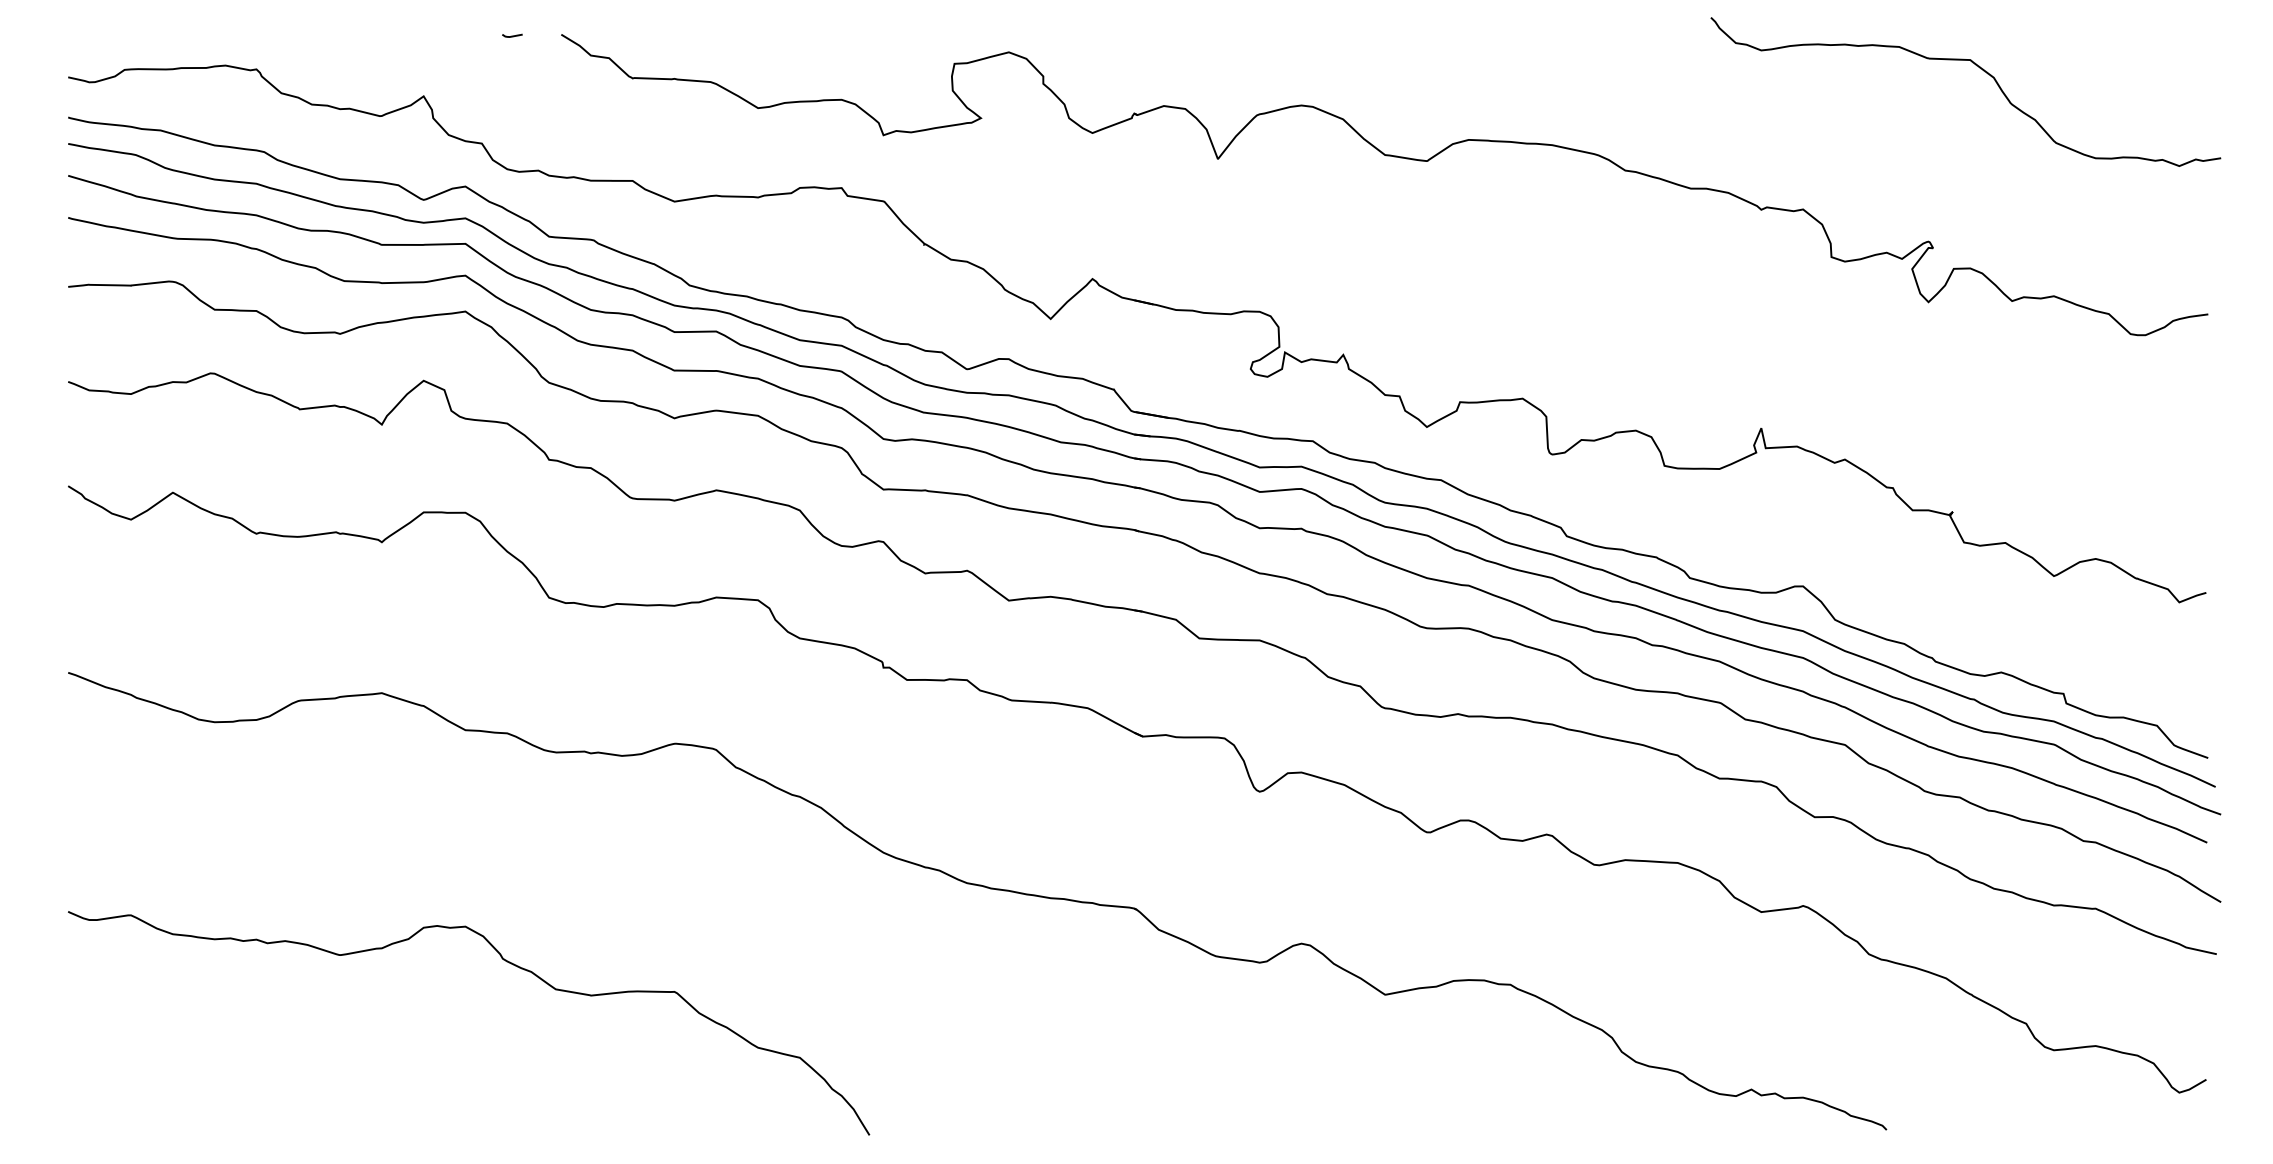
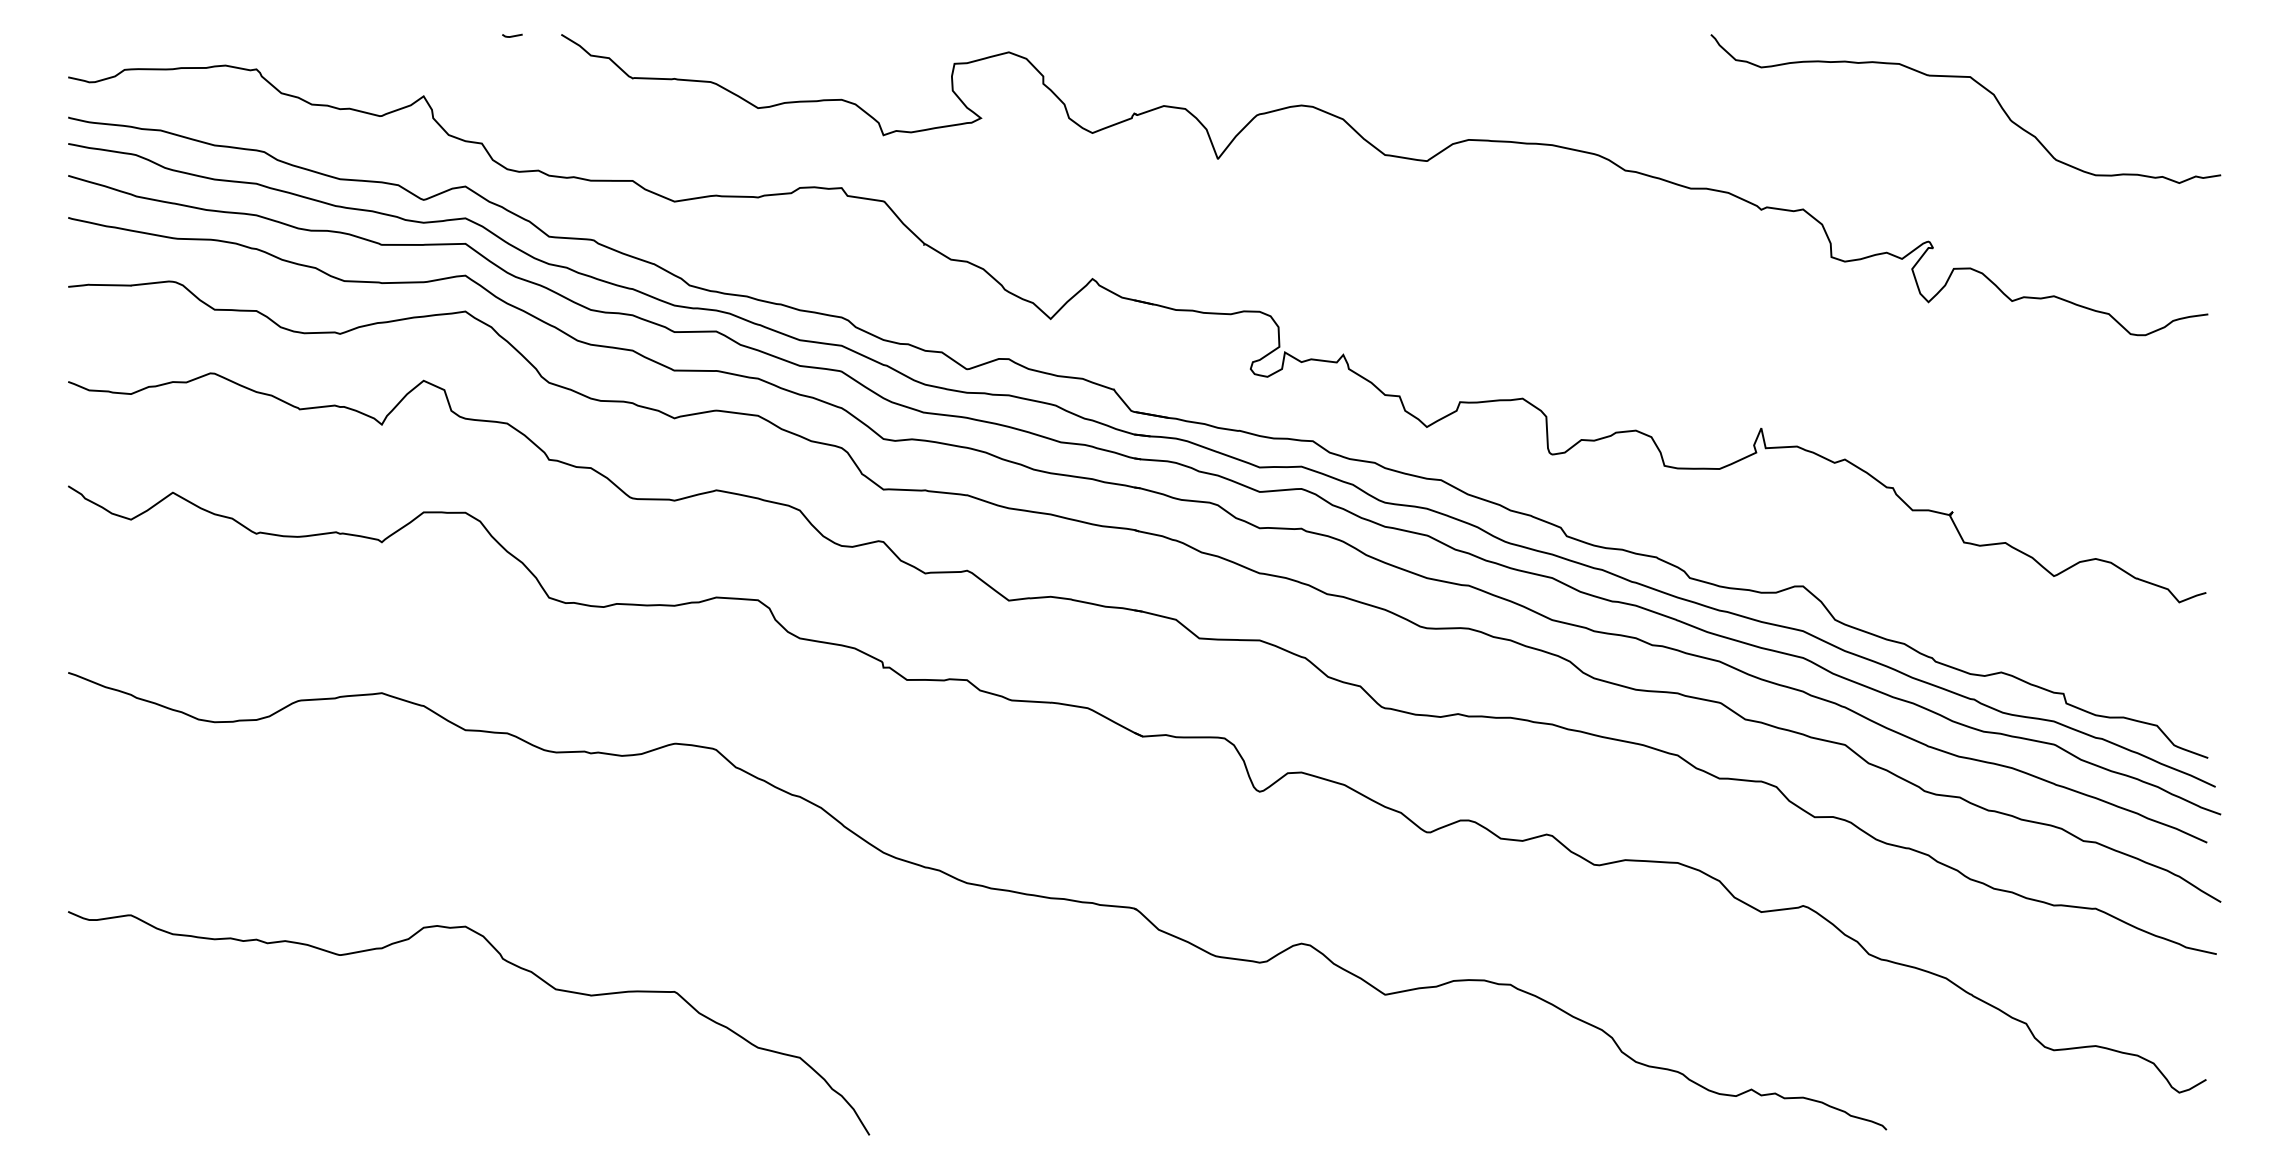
curve position: (1983, 71) -> (1983, 88) (1983, 88)
